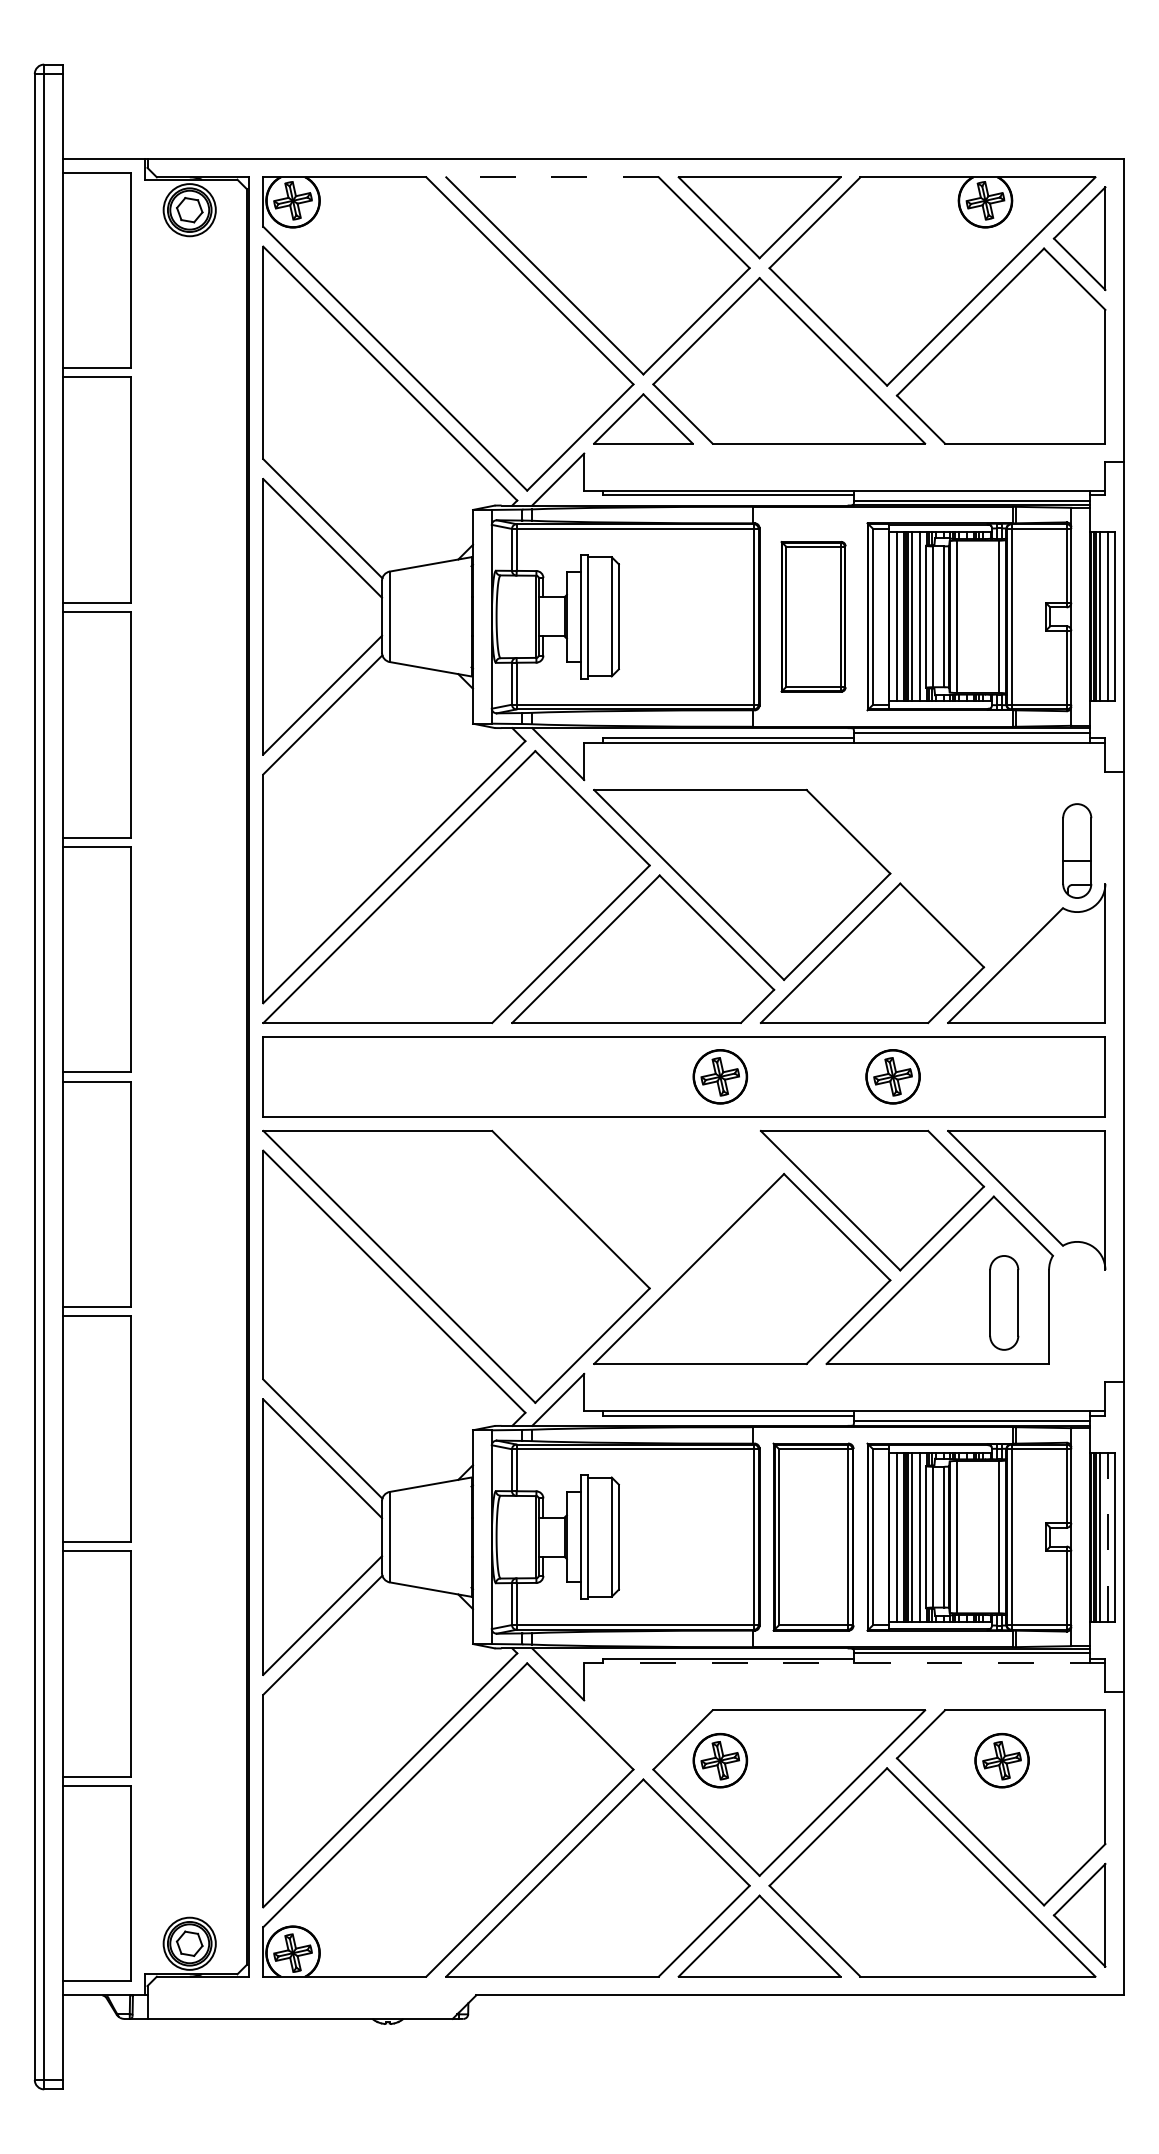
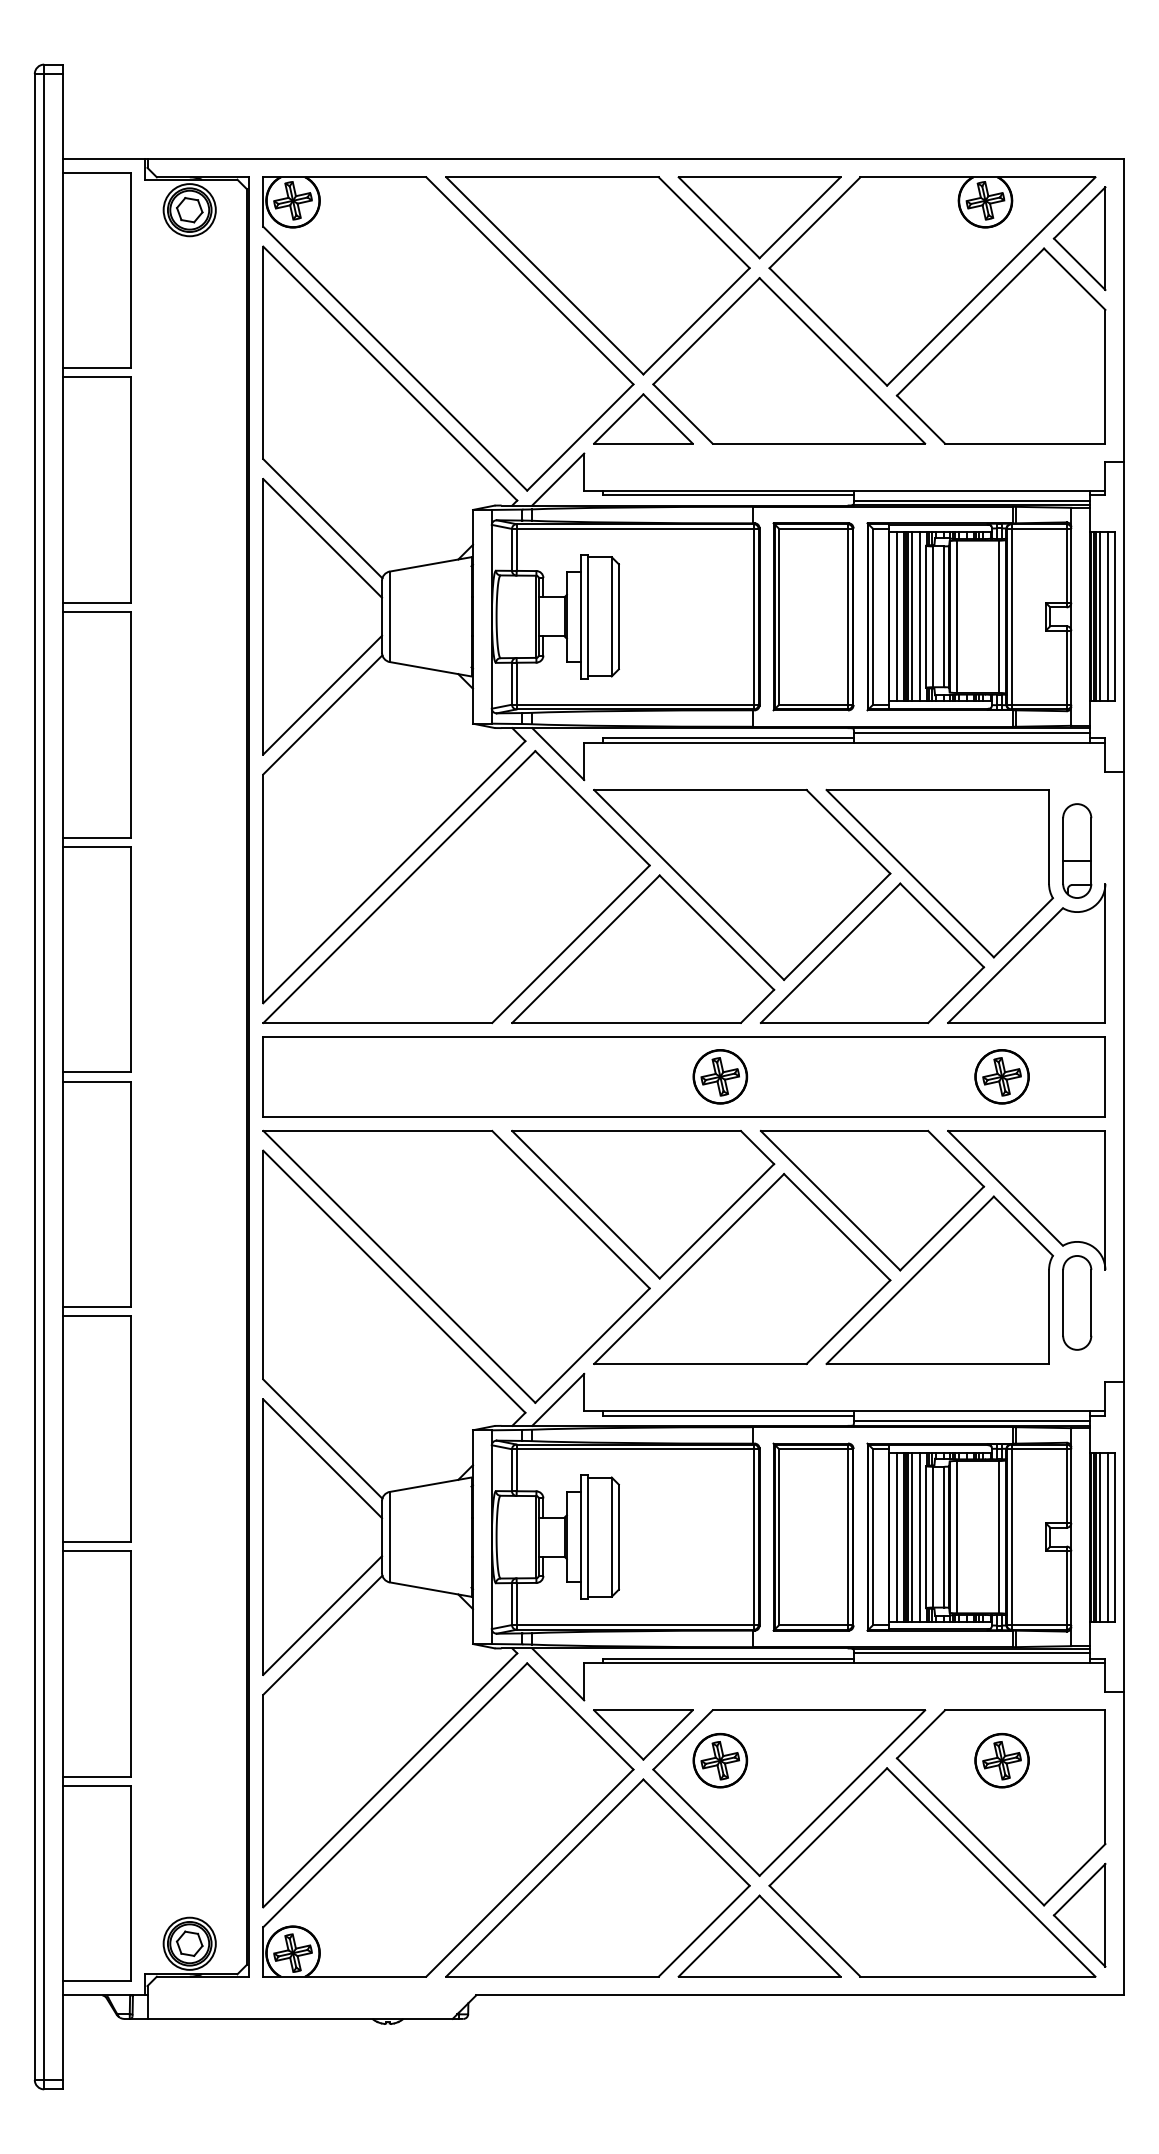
line: dashed -> solid (552, 177)
part size: 67x152 px -> 83x190 px (813, 616)
part: none -> present (939, 873)
part position: (892, 1076) -> (1001, 1076) (1001, 1076)
part: none -> present (643, 1204)
part position: (1004, 1302) -> (1077, 1302) (1077, 1302)
line: dashed -> solid (1108, 1537)
line: dashed -> solid (844, 1663)
part: none -> present (643, 1734)
